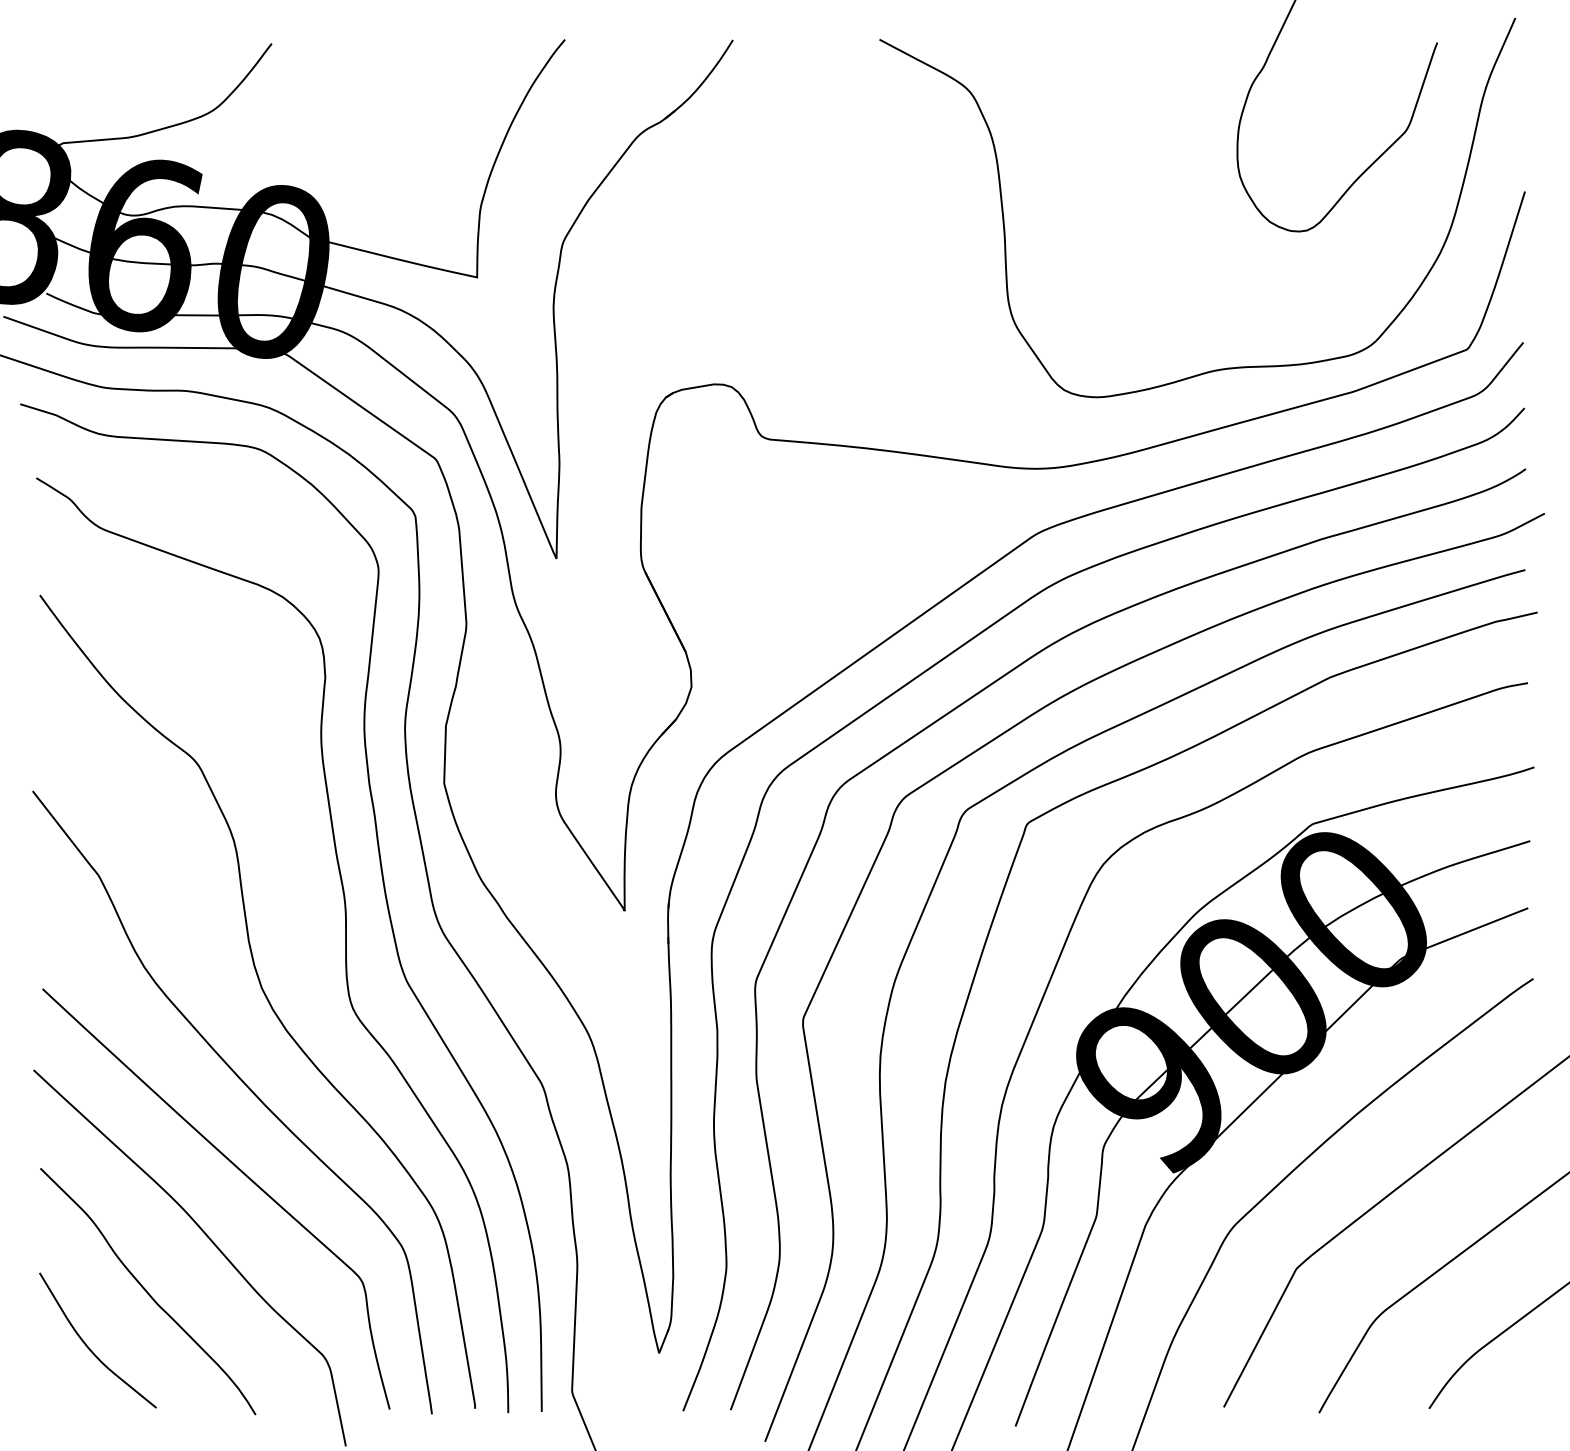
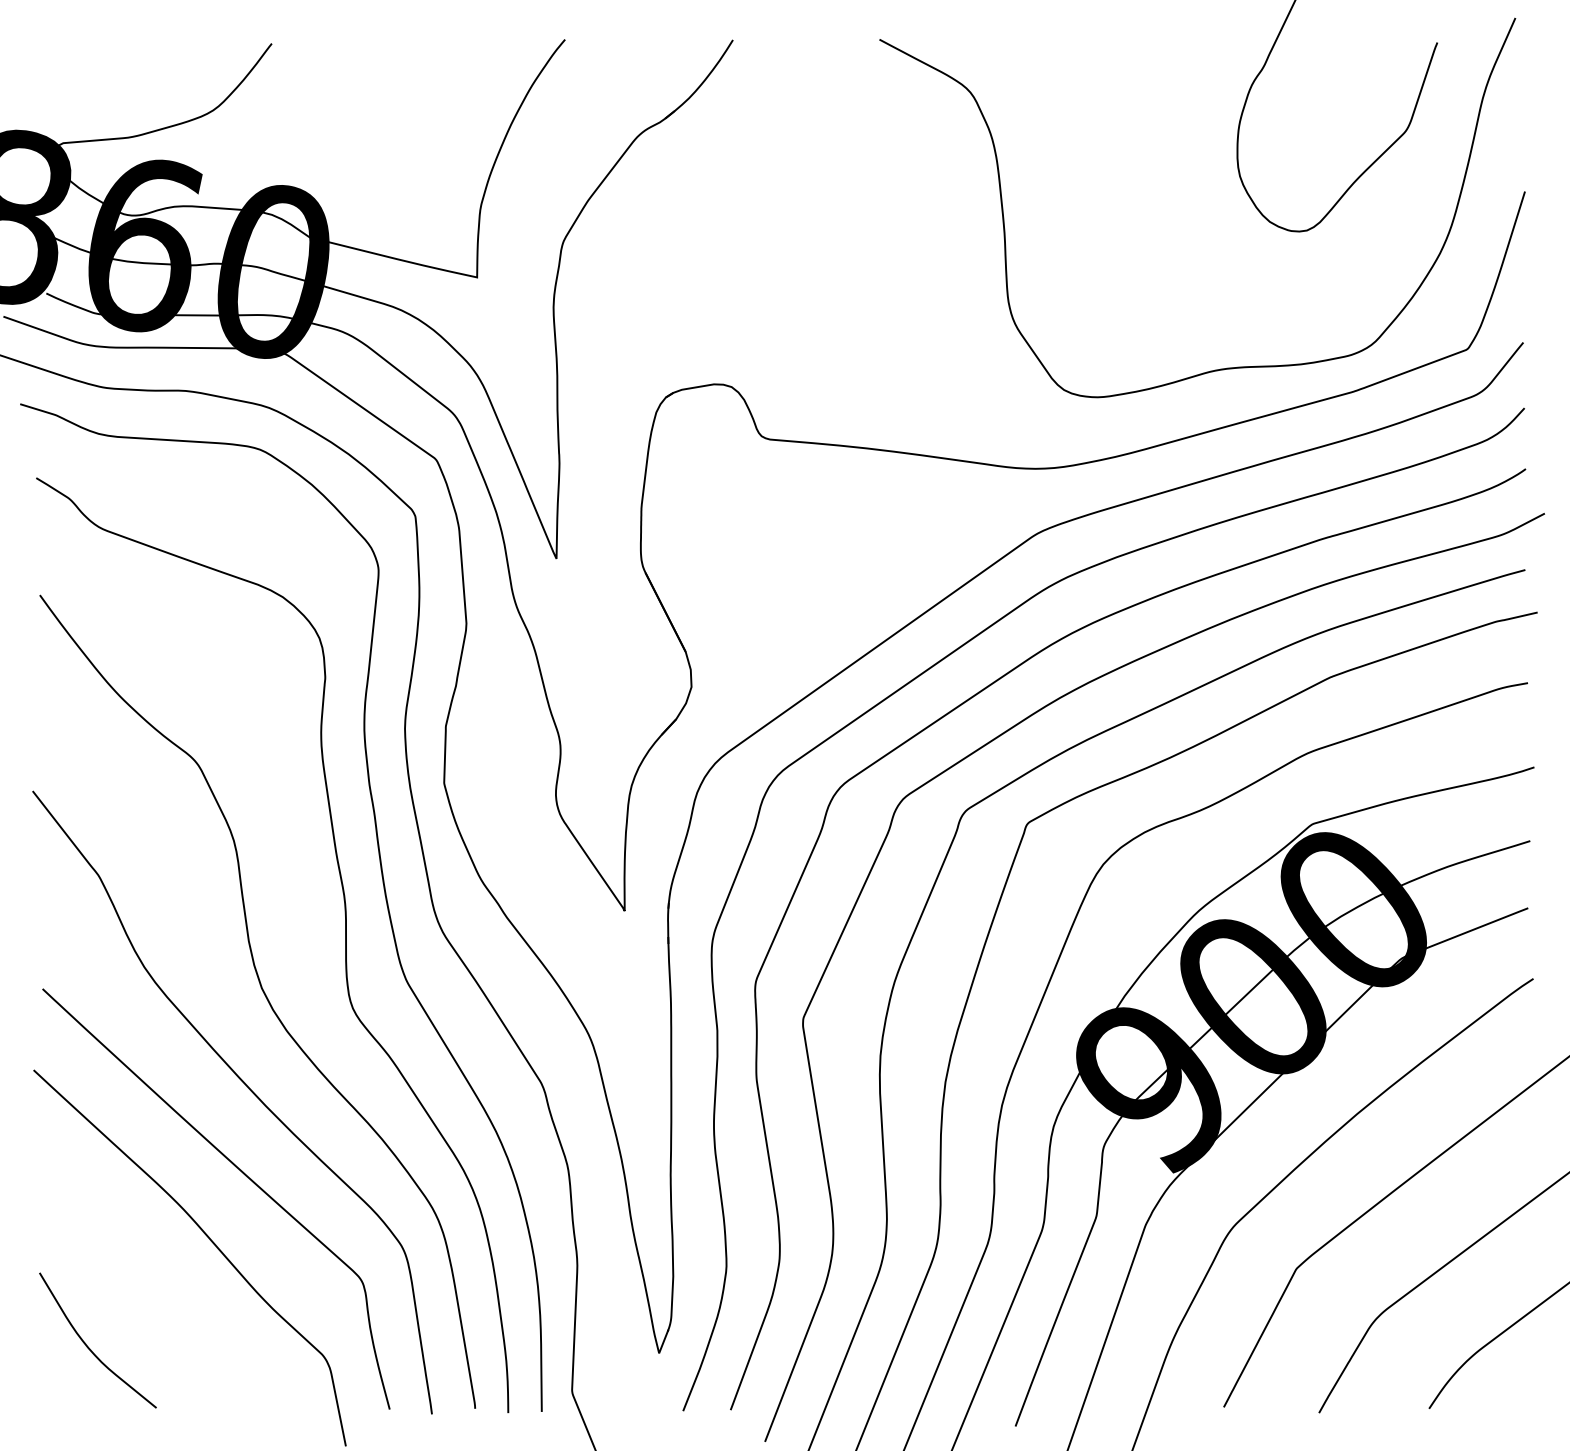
curve: present -> none (147, 1291)
